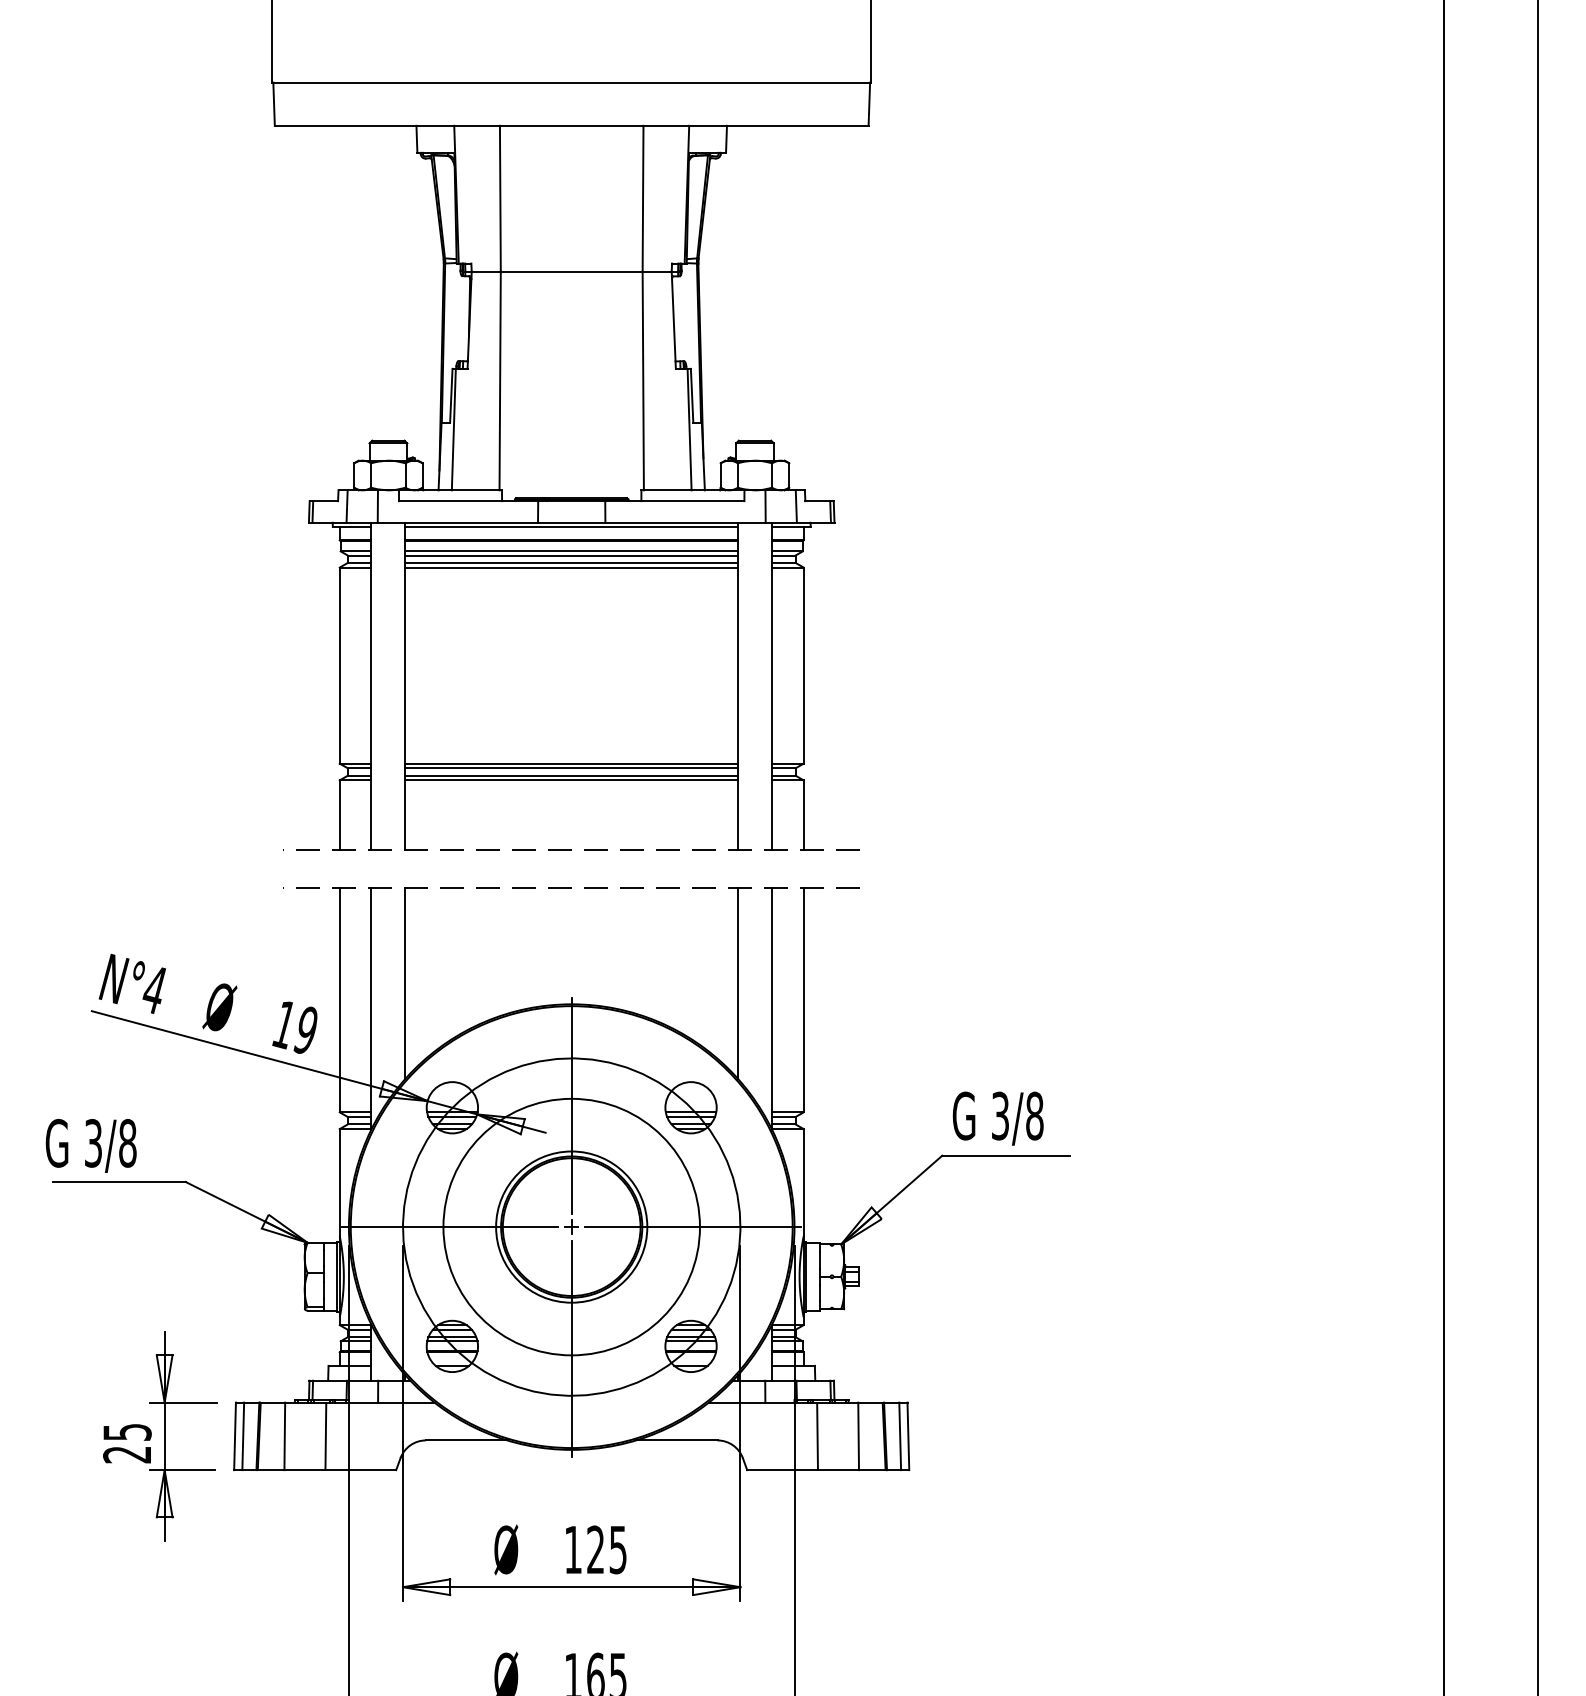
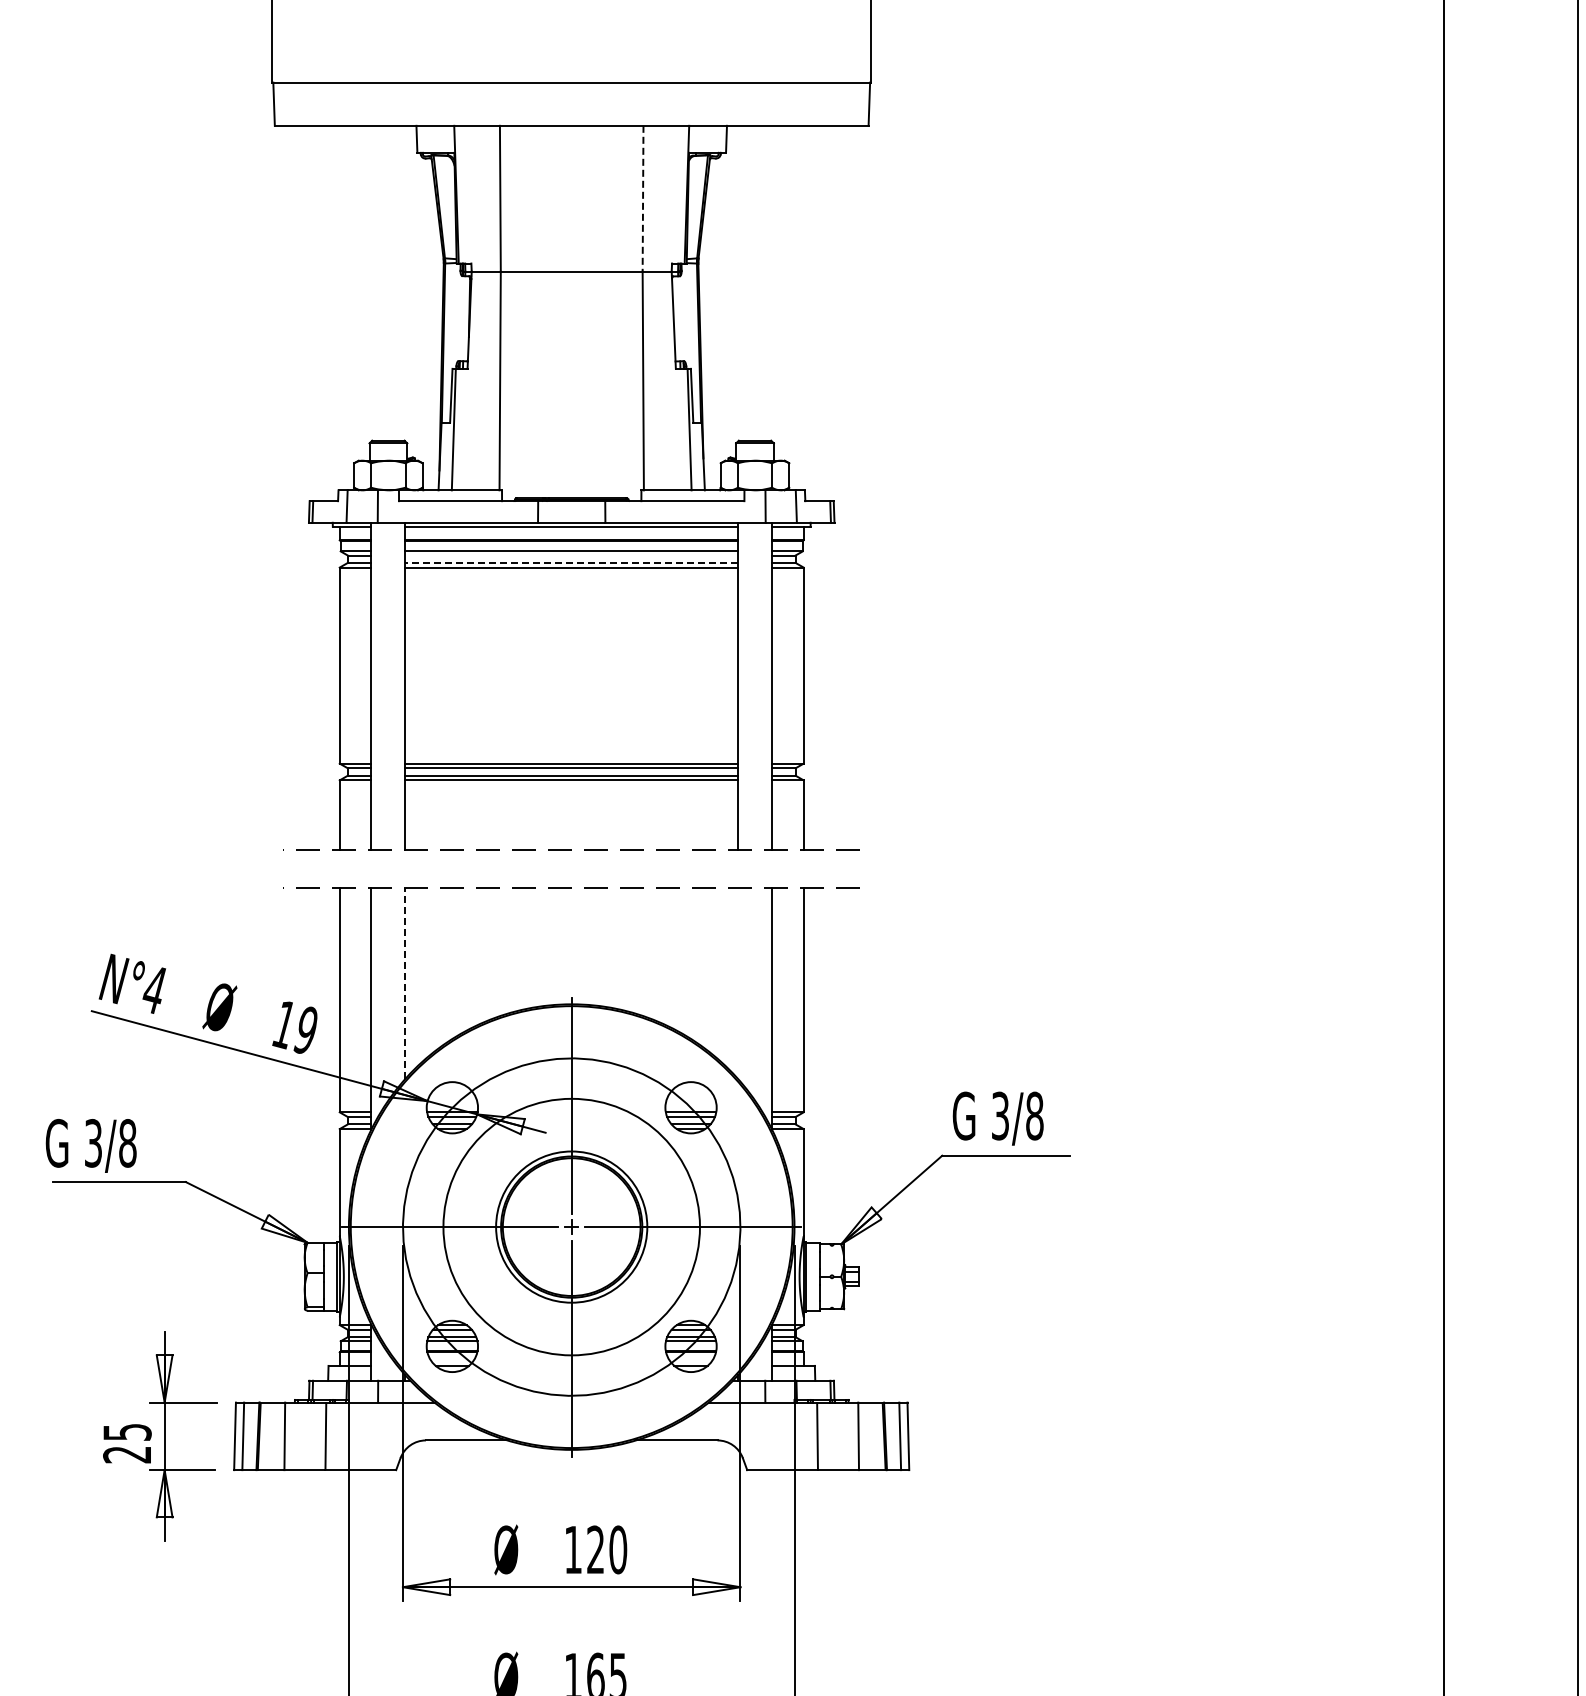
line: solid -> dashed (643, 198)
line: present -> none (571, 555)
line: solid -> dashed (571, 562)
line position: (1538, 847) -> (1578, 847) (1578, 847)
line: present -> none (738, 982)
line: solid -> dashed (405, 983)
text: 125 -> 120 (618, 1549)
